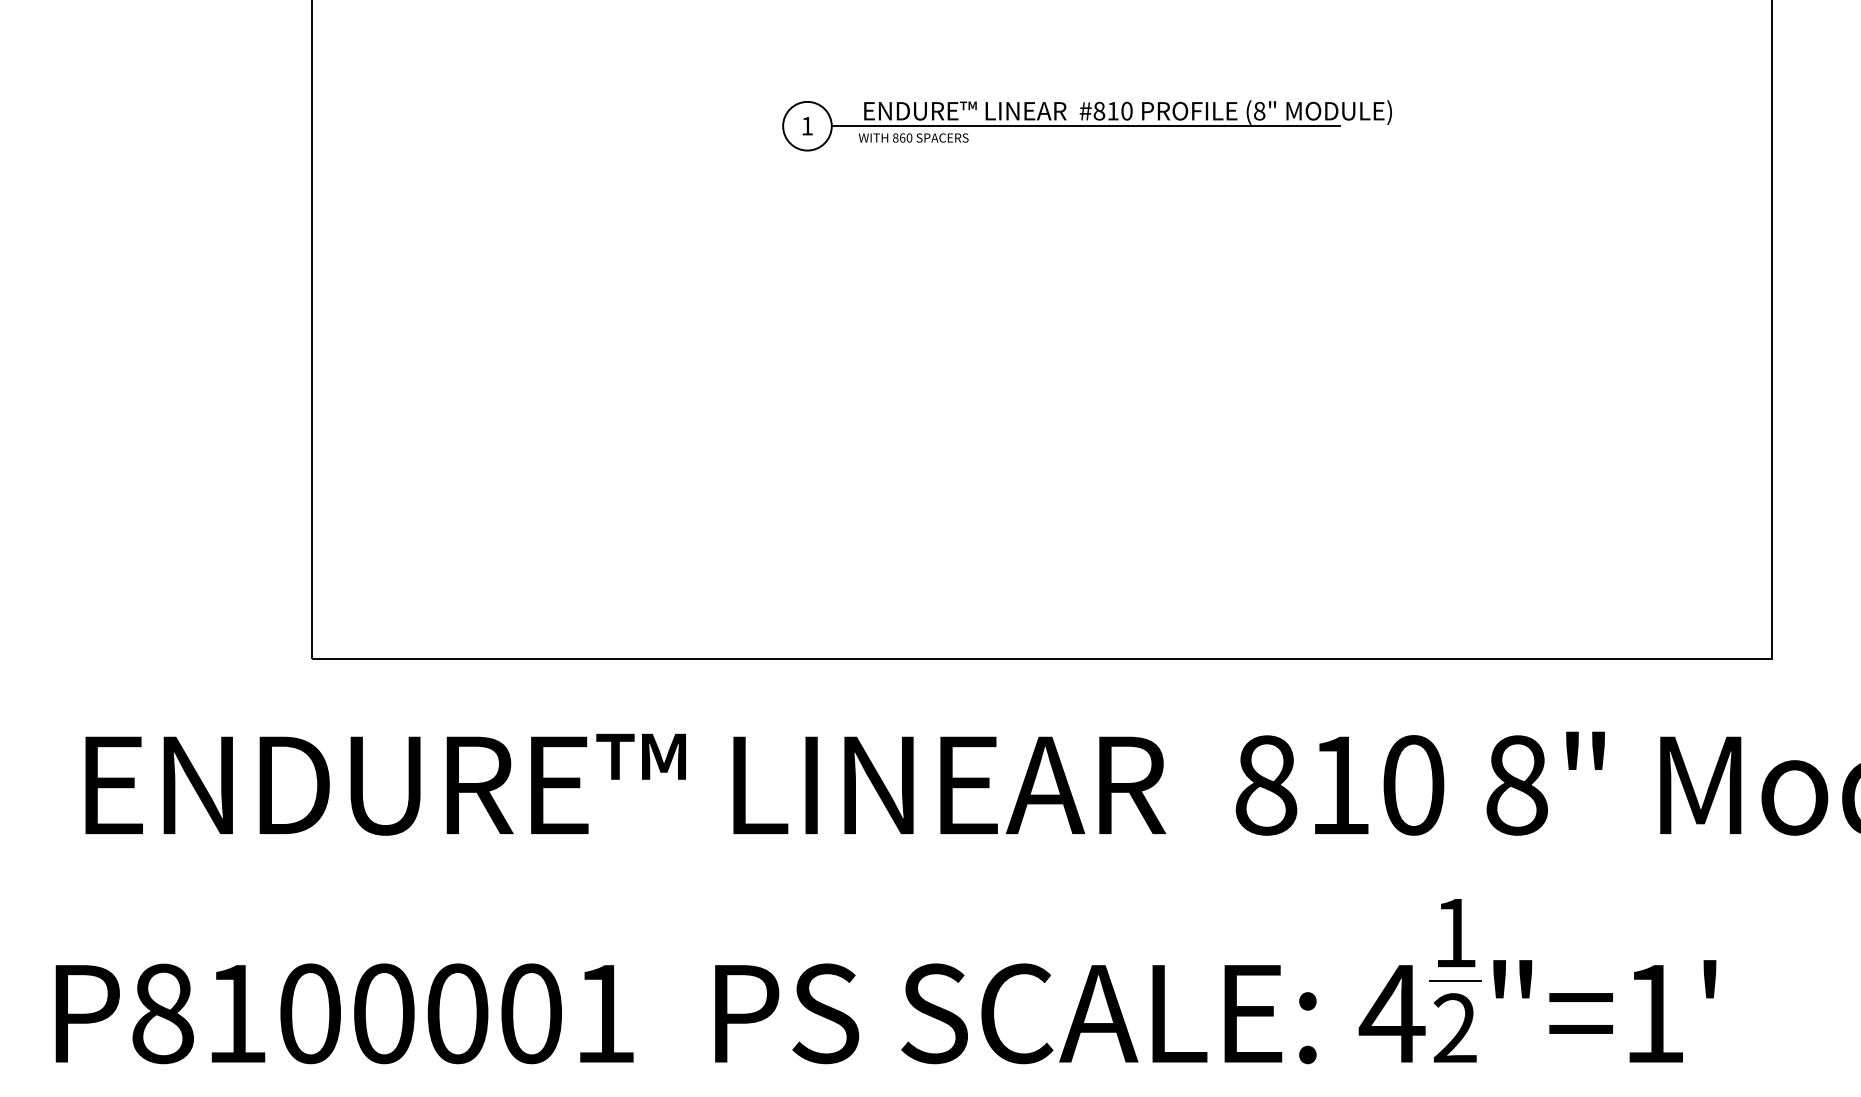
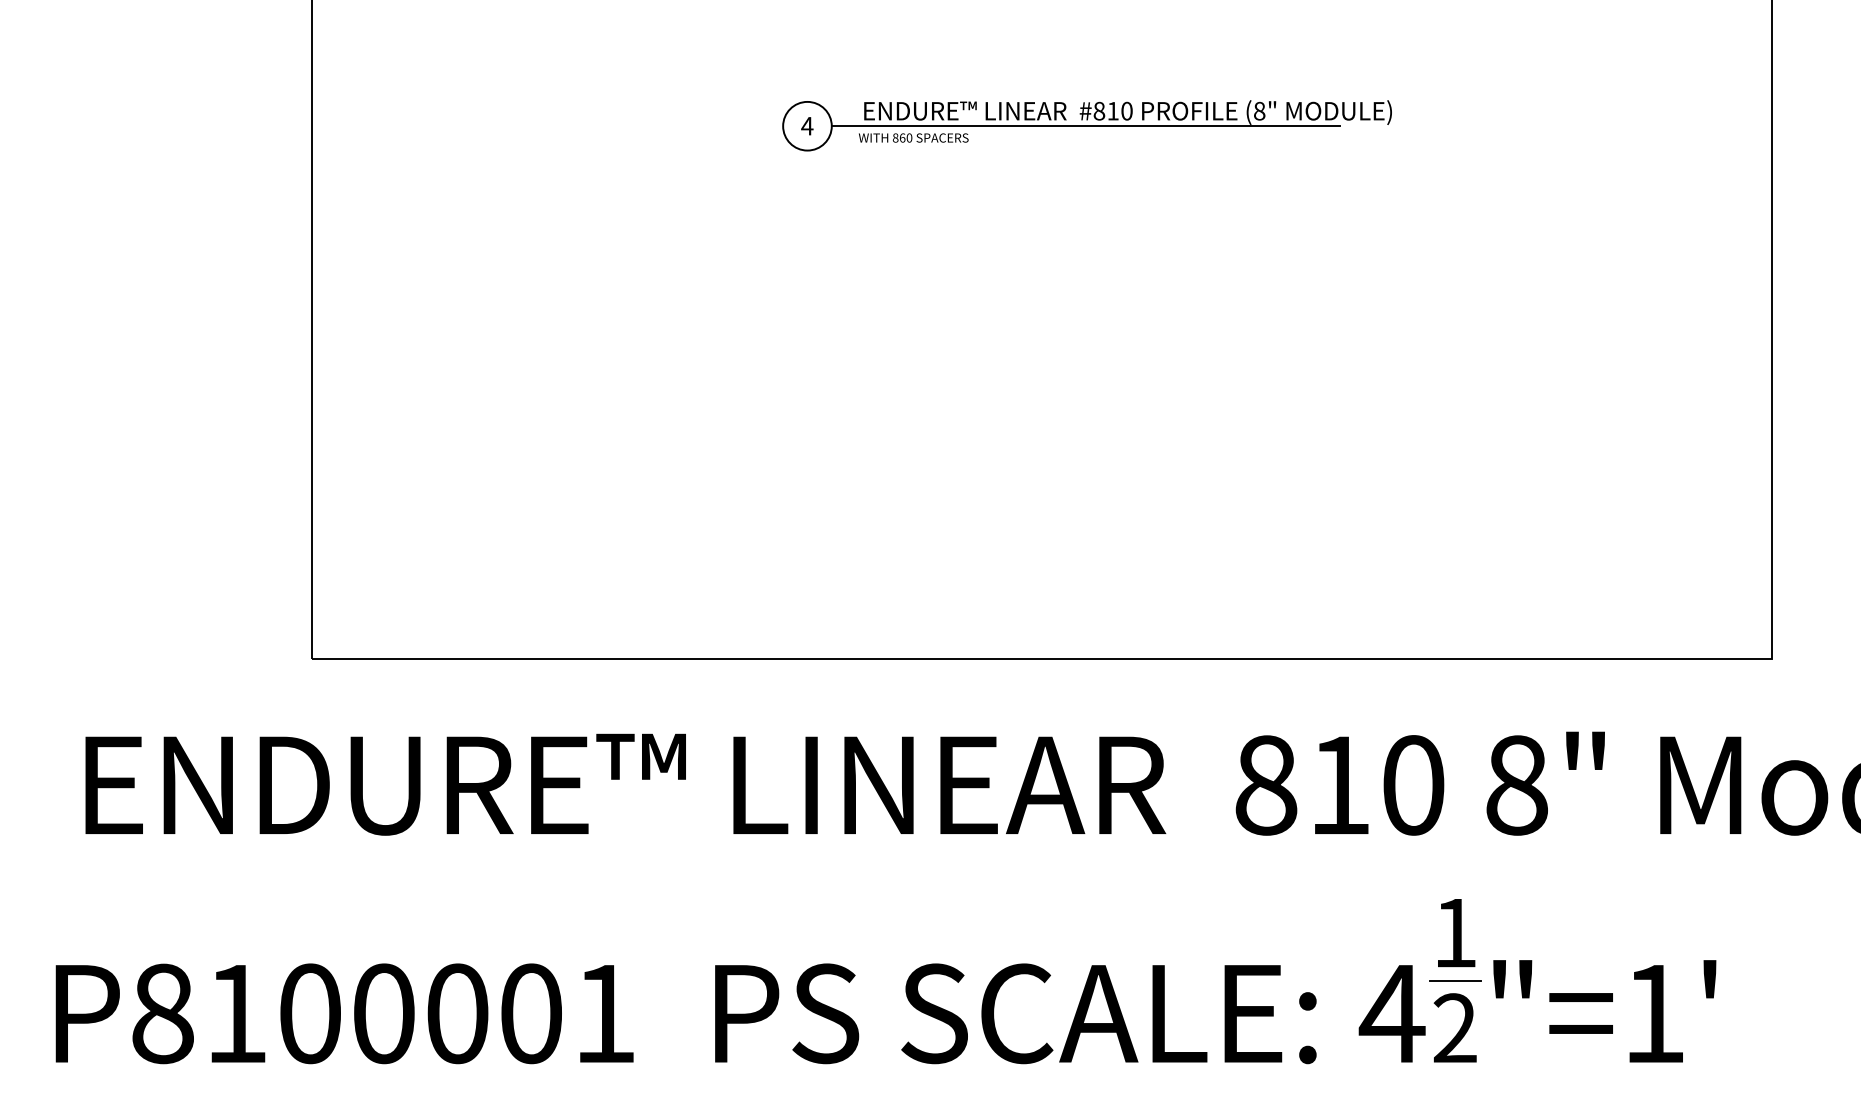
text: 1 -> 4 (807, 126)
